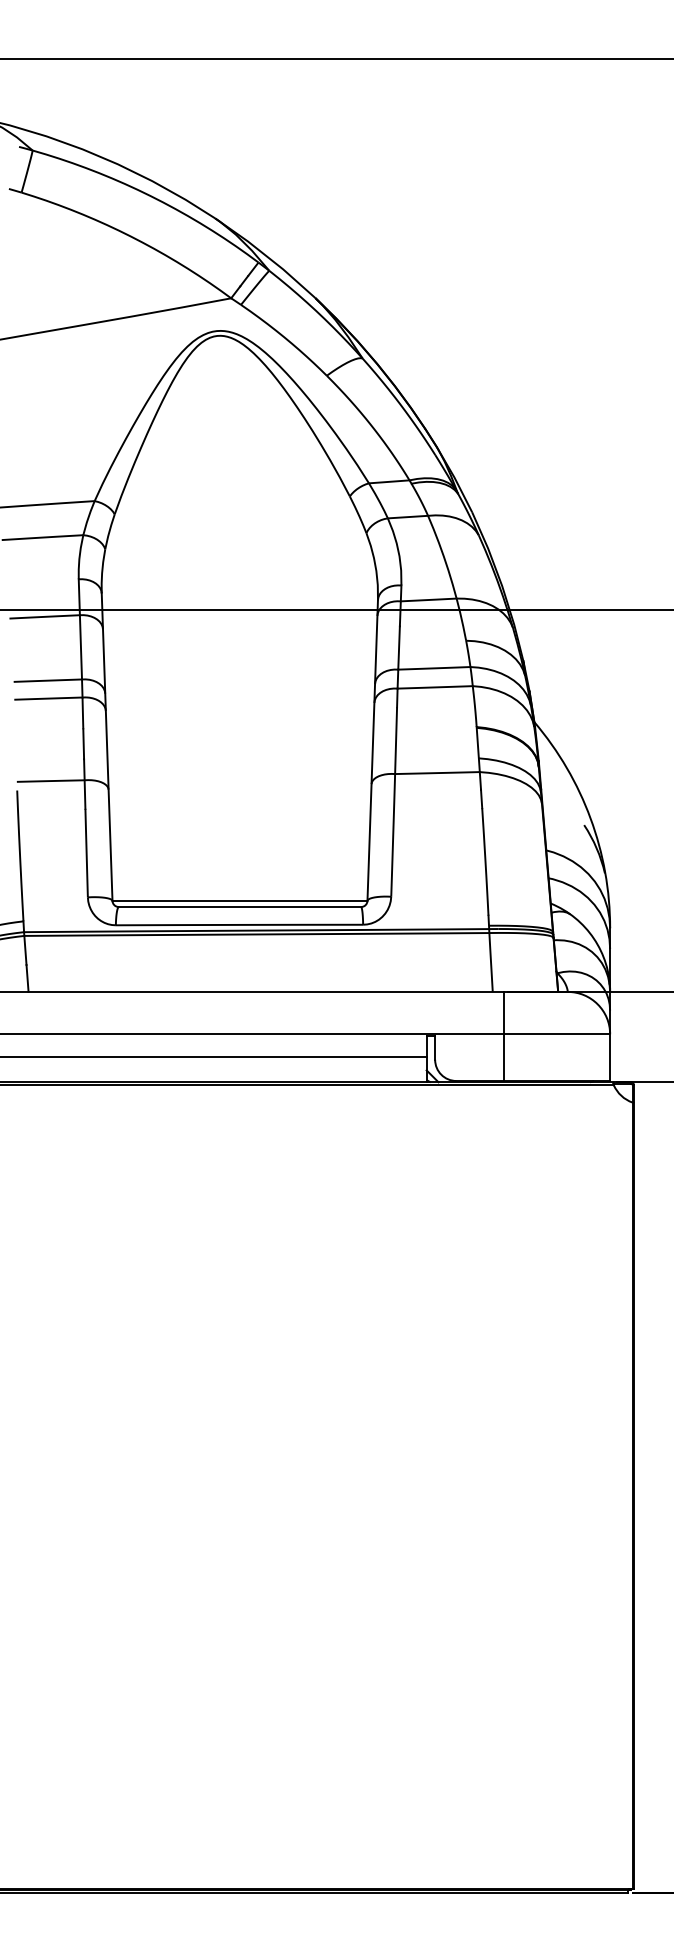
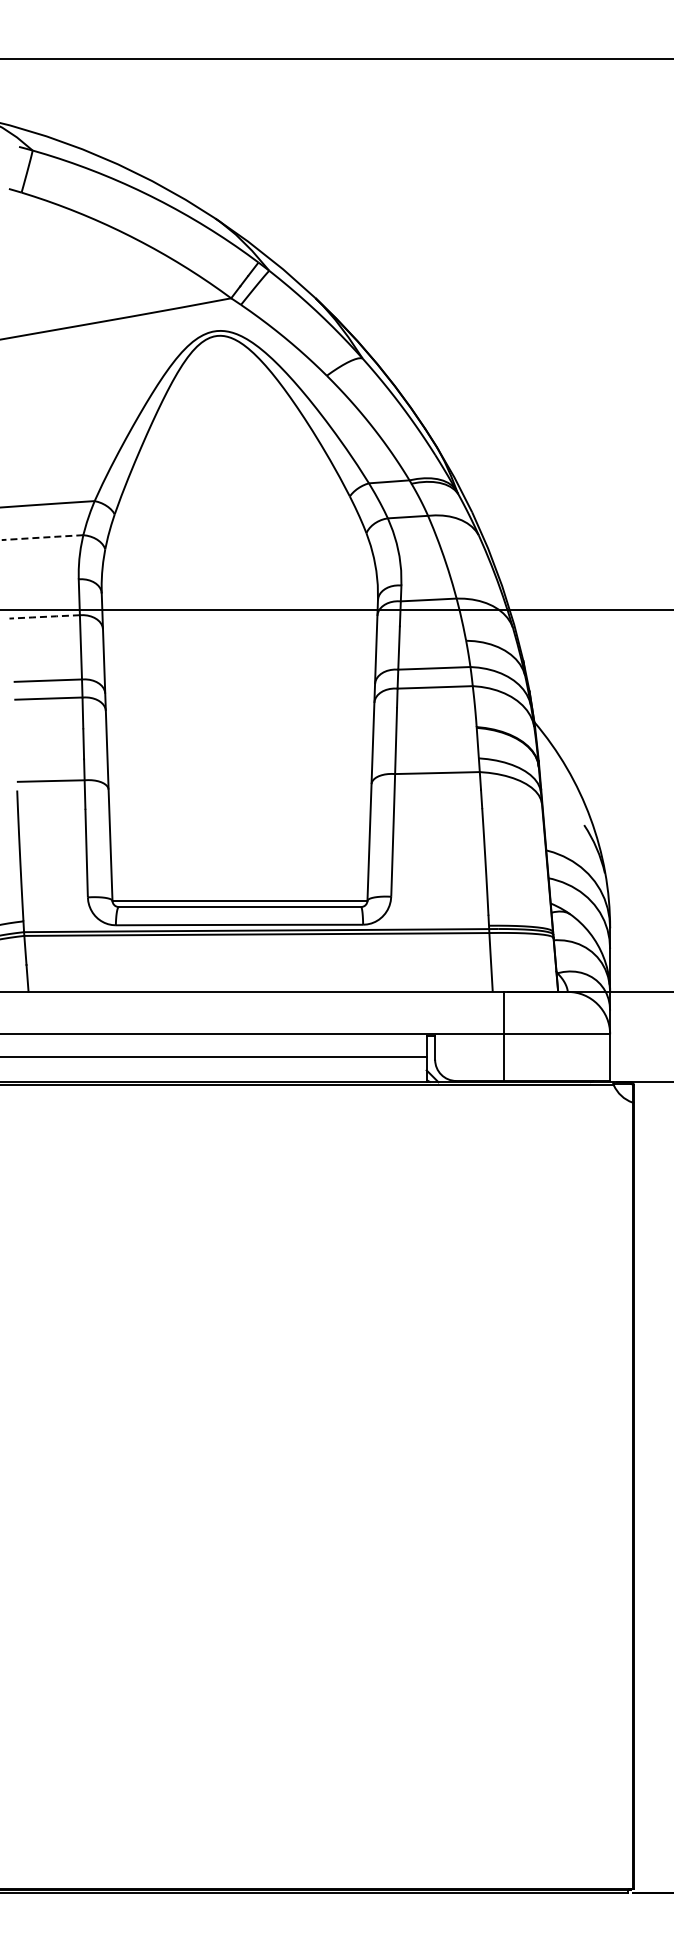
line: solid -> dashed (42, 537)
line: solid -> dashed (44, 616)
